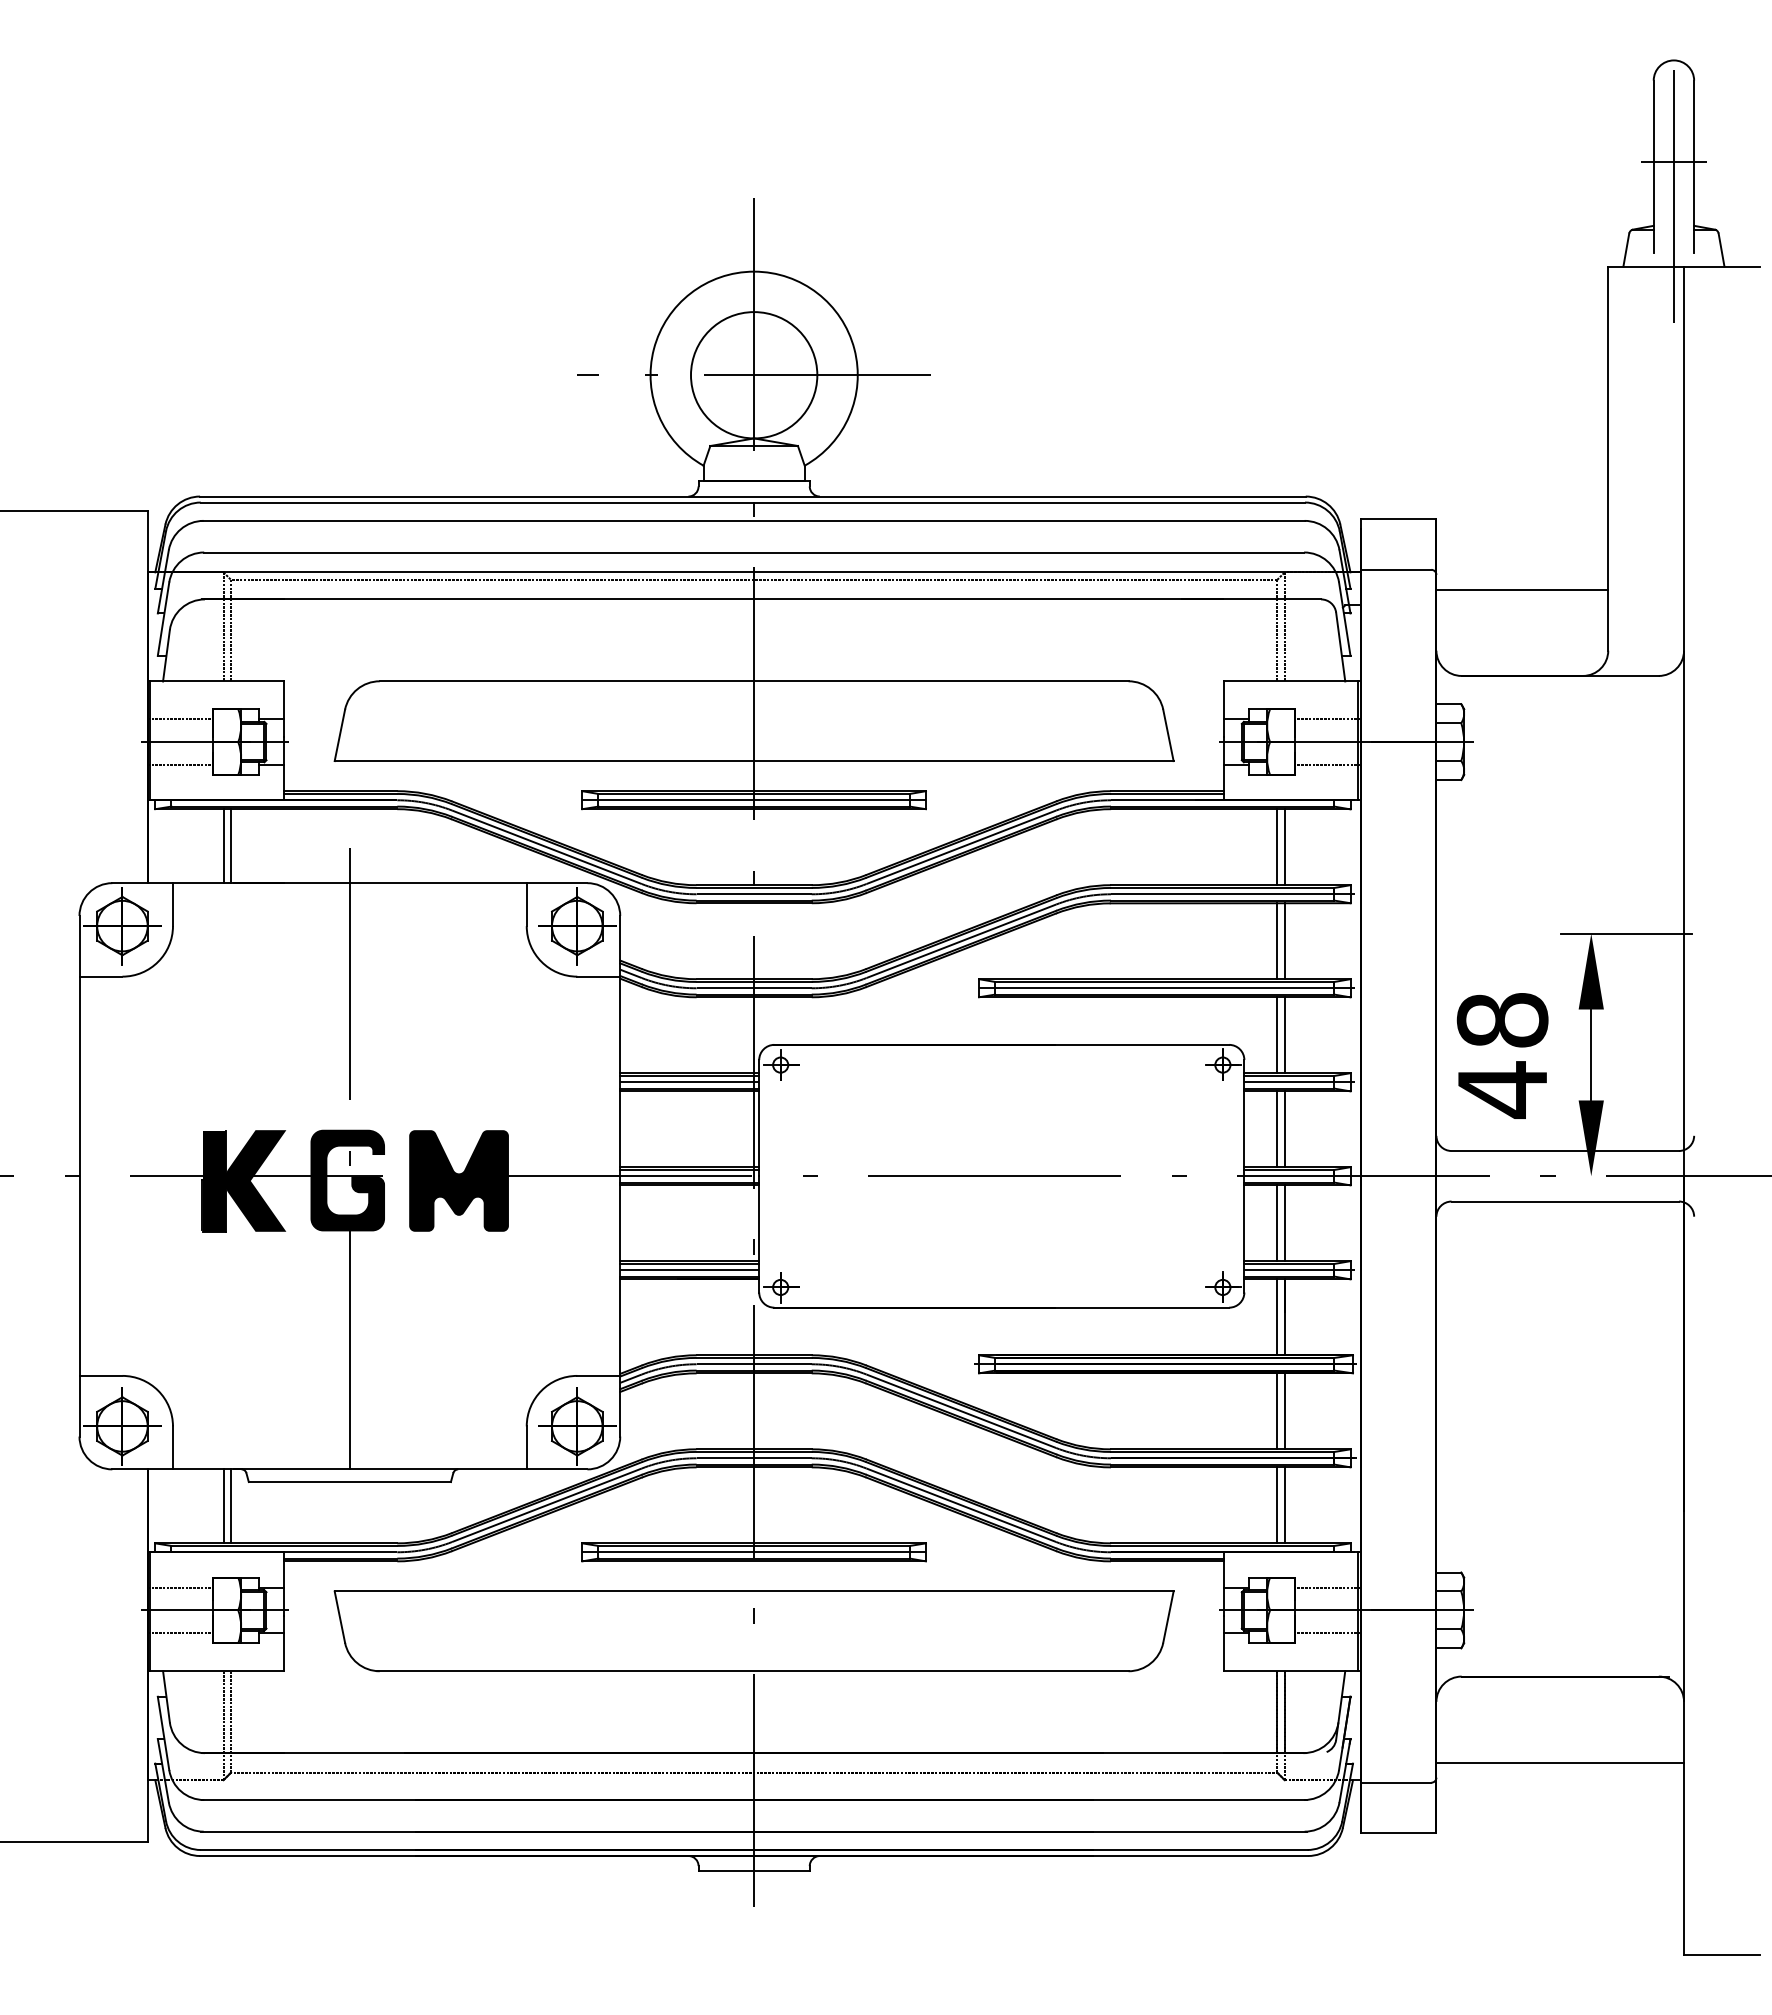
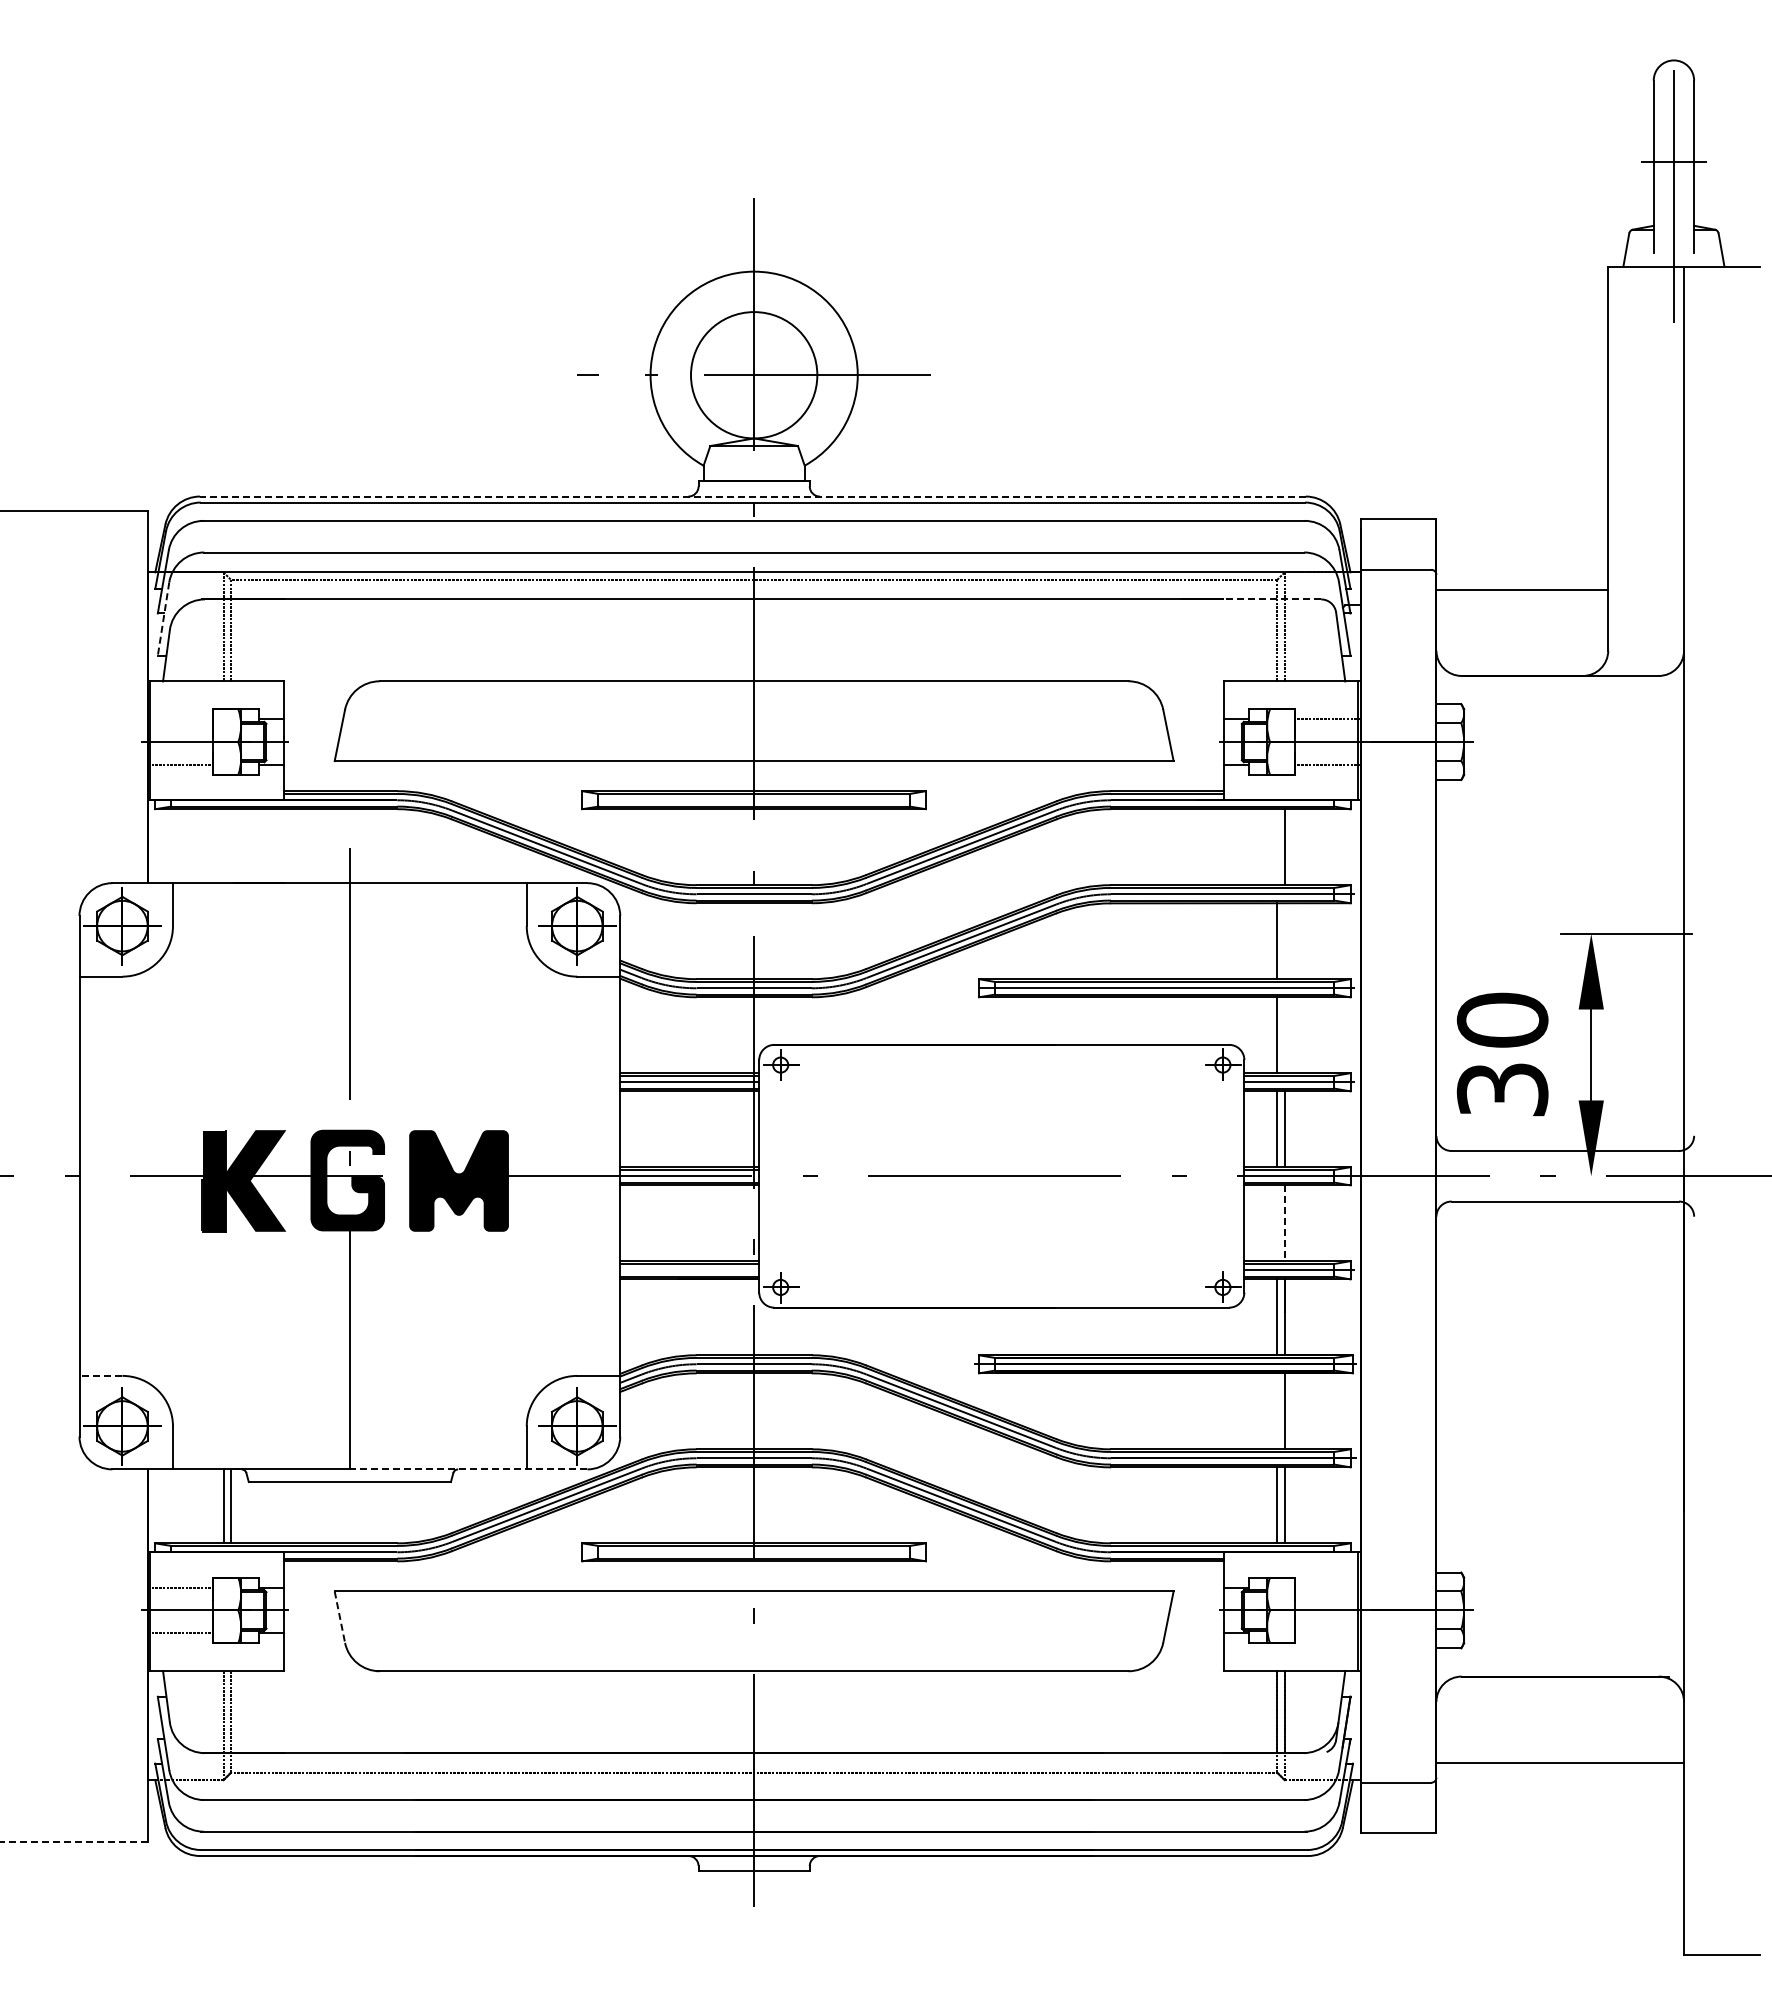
line: solid -> dashed (752, 496)
line: solid -> dashed (1272, 599)
line: solid -> dashed (163, 619)
line: present -> none (180, 719)
line: present -> none (753, 800)
line: present -> none (223, 846)
line: present -> none (231, 846)
line: present -> none (1277, 847)
line: present -> none (1284, 941)
line: present -> none (1284, 1035)
text: 48 -> 30 (1502, 1055)
line: present -> none (1277, 1223)
line: solid -> dashed (1284, 1223)
line: present -> none (689, 1270)
line: solid -> dashed (100, 1375)
line: present -> none (1277, 1411)
line: solid -> dashed (468, 1469)
line: present -> none (753, 1552)
line: present -> none (1327, 1587)
line: solid -> dashed (340, 1617)
line: present -> none (1327, 1633)
line: solid -> dashed (73, 1841)
